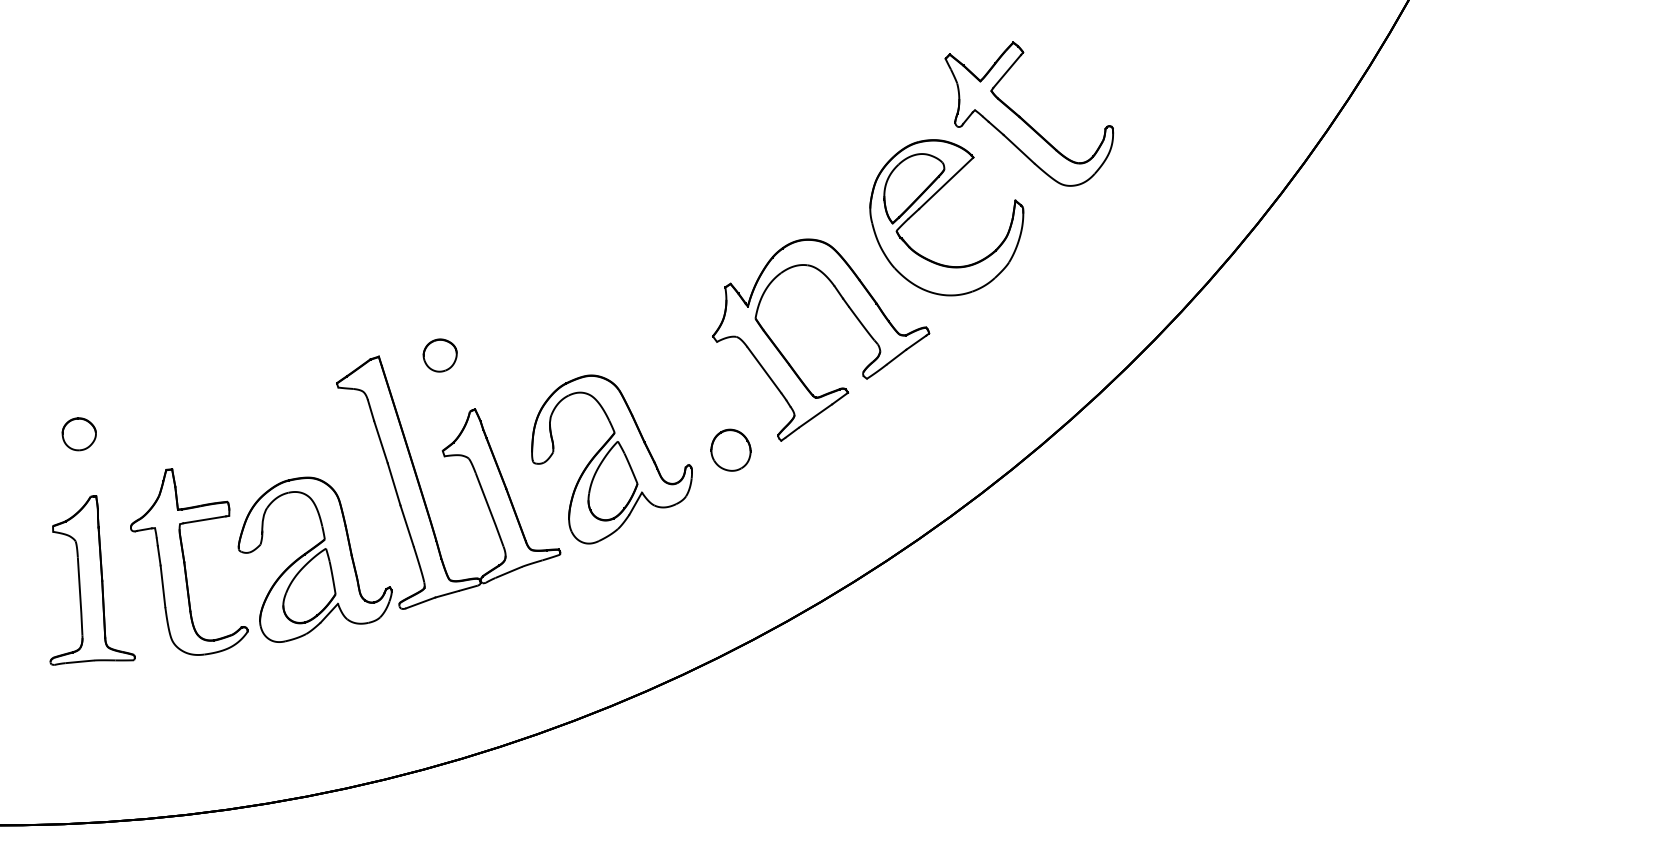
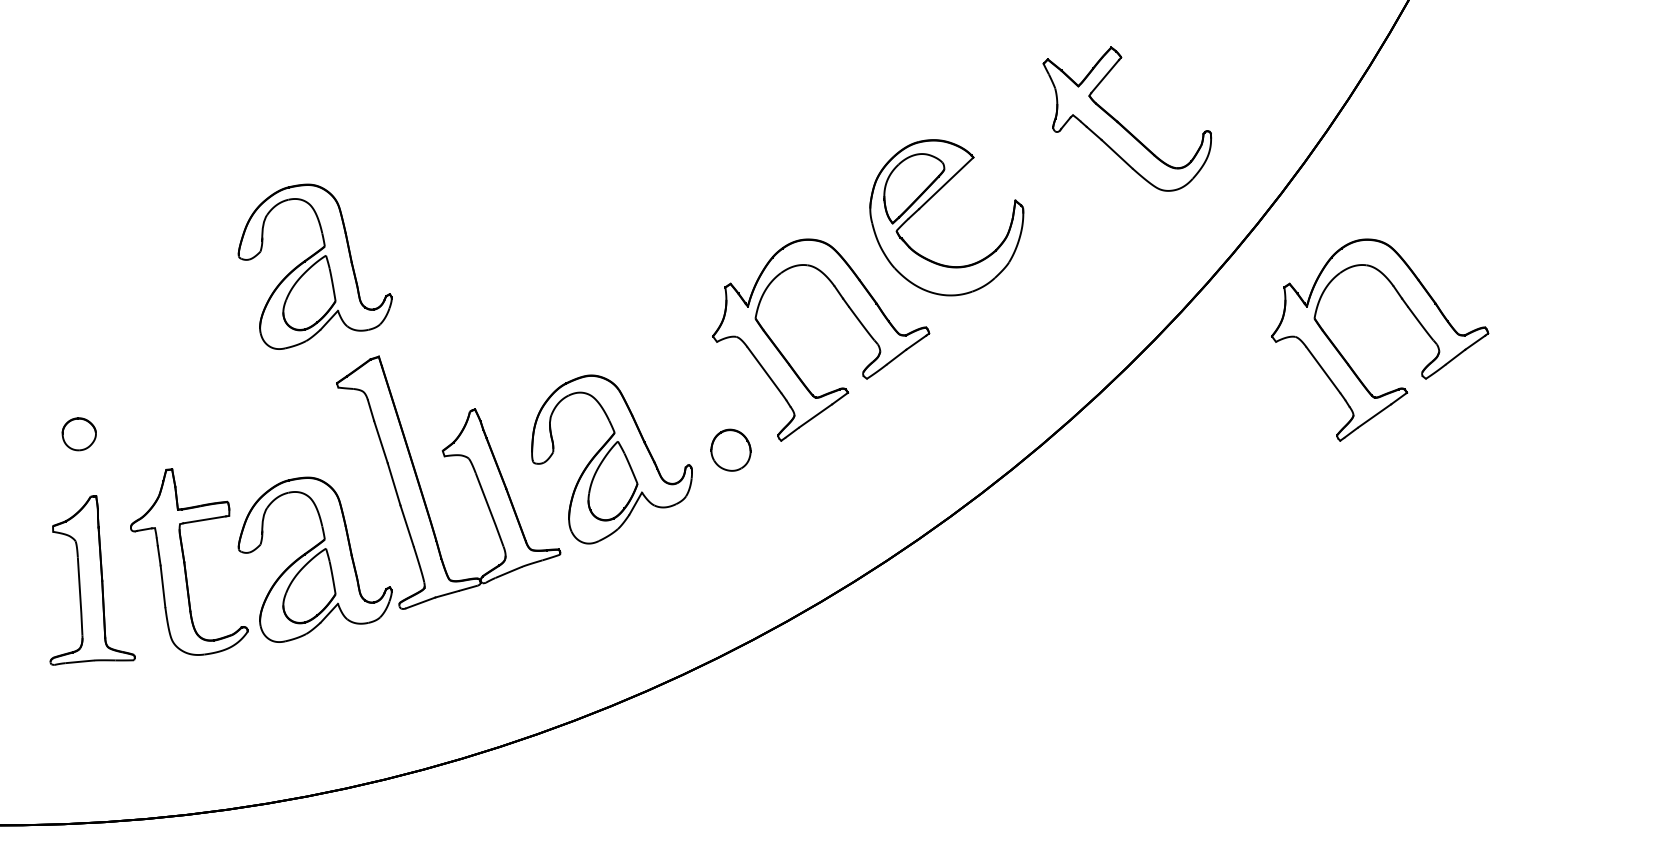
part position: (1023, 118) -> (1121, 123) (1121, 123)
part: none -> present (314, 266)
part: present -> none (439, 355)
part: none -> present (1348, 362)
